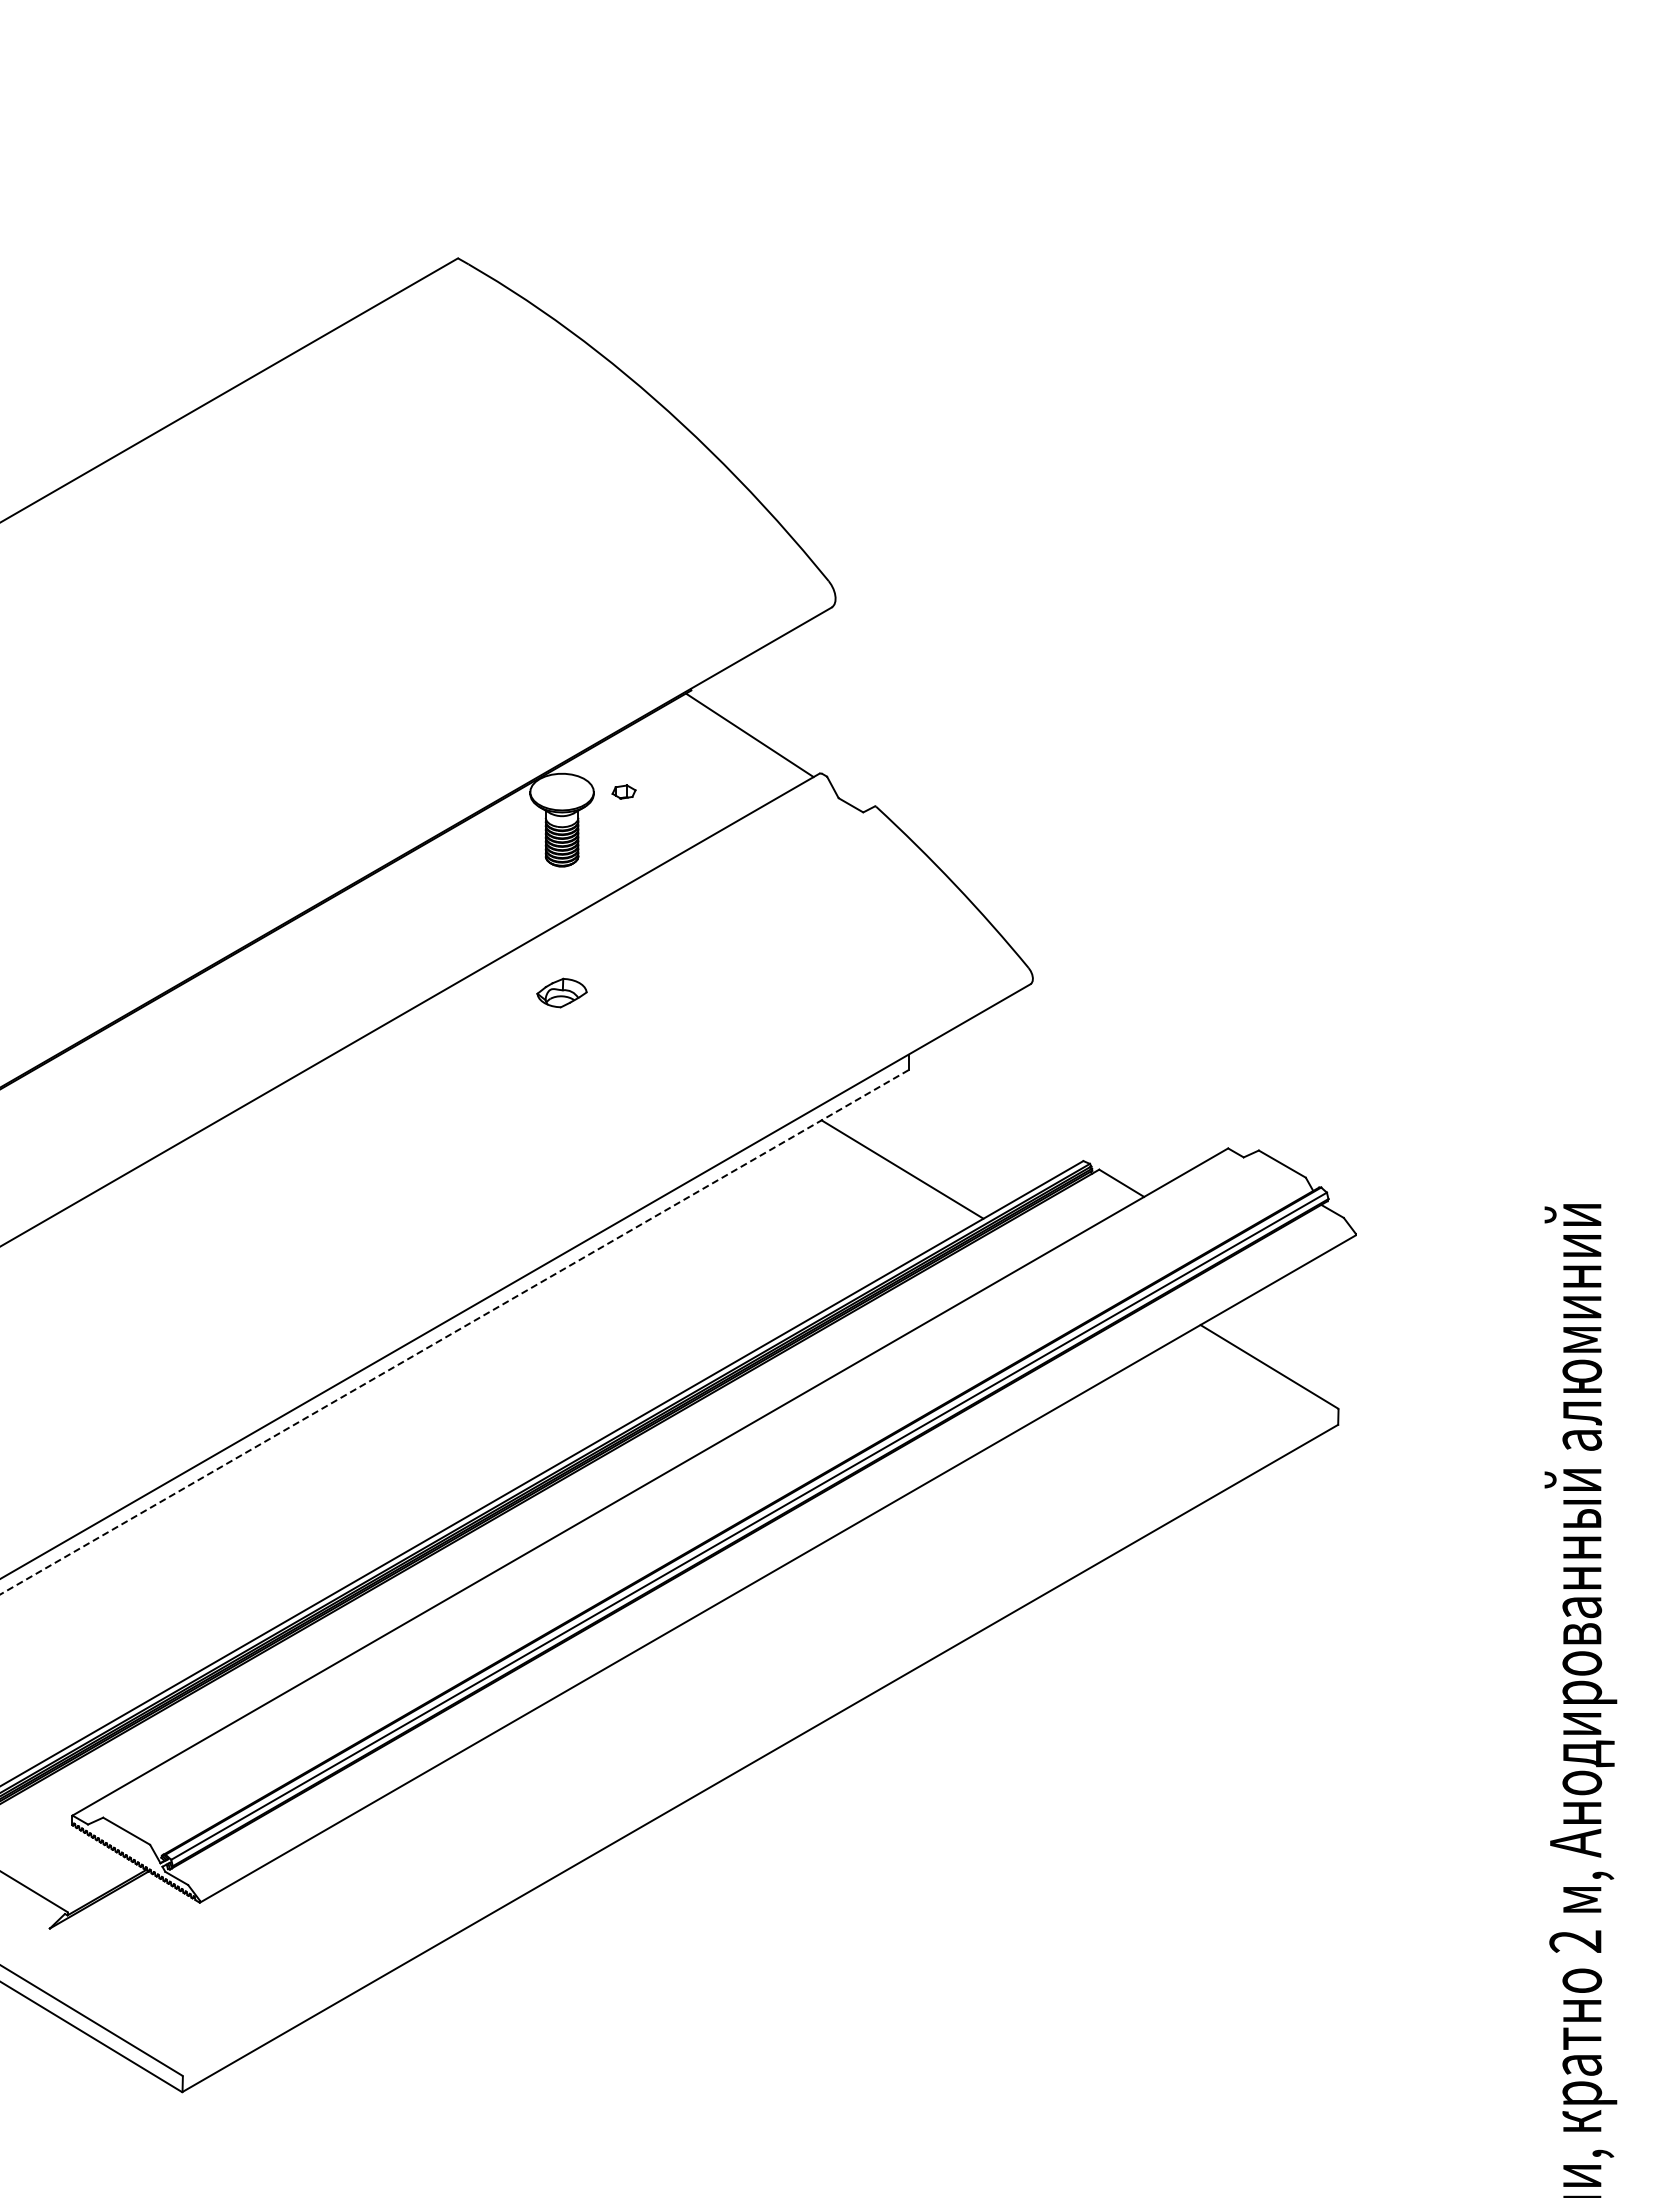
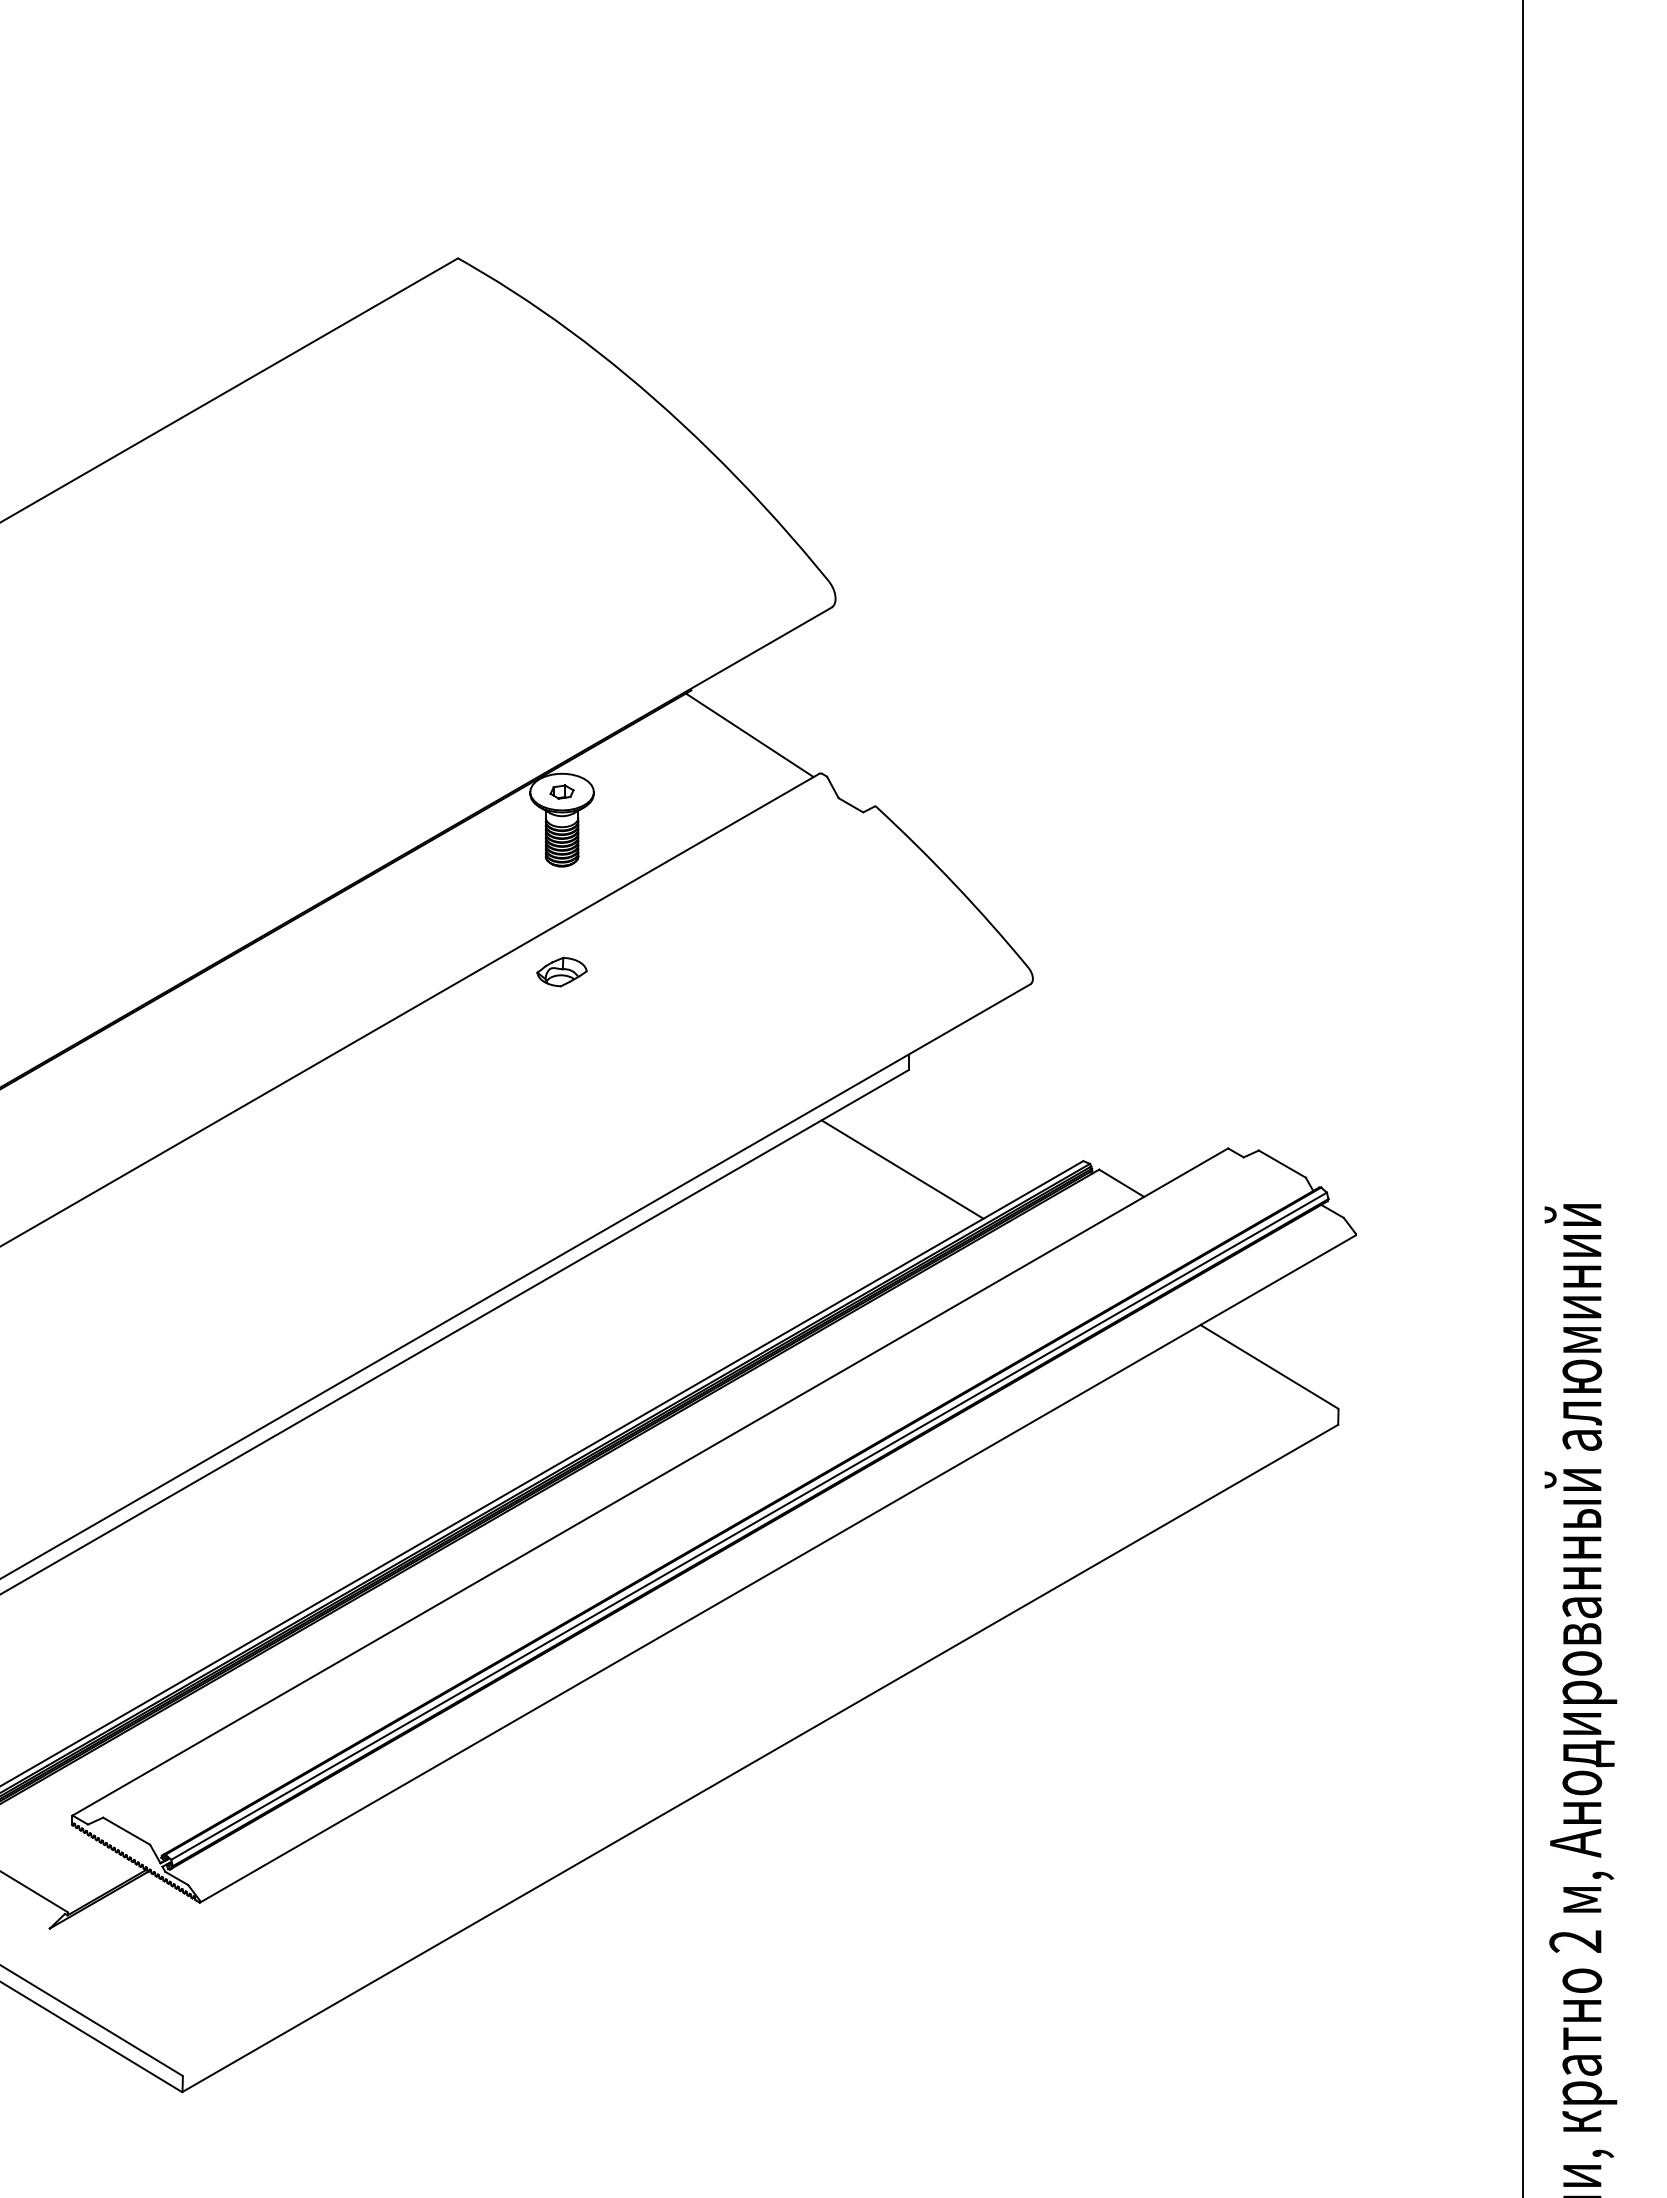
part position: (623, 791) -> (561, 791) (561, 791)
part position: (561, 992) -> (561, 971) (561, 971)
line: none -> present (1523, 1098)
line: dashed -> solid (454, 1332)
